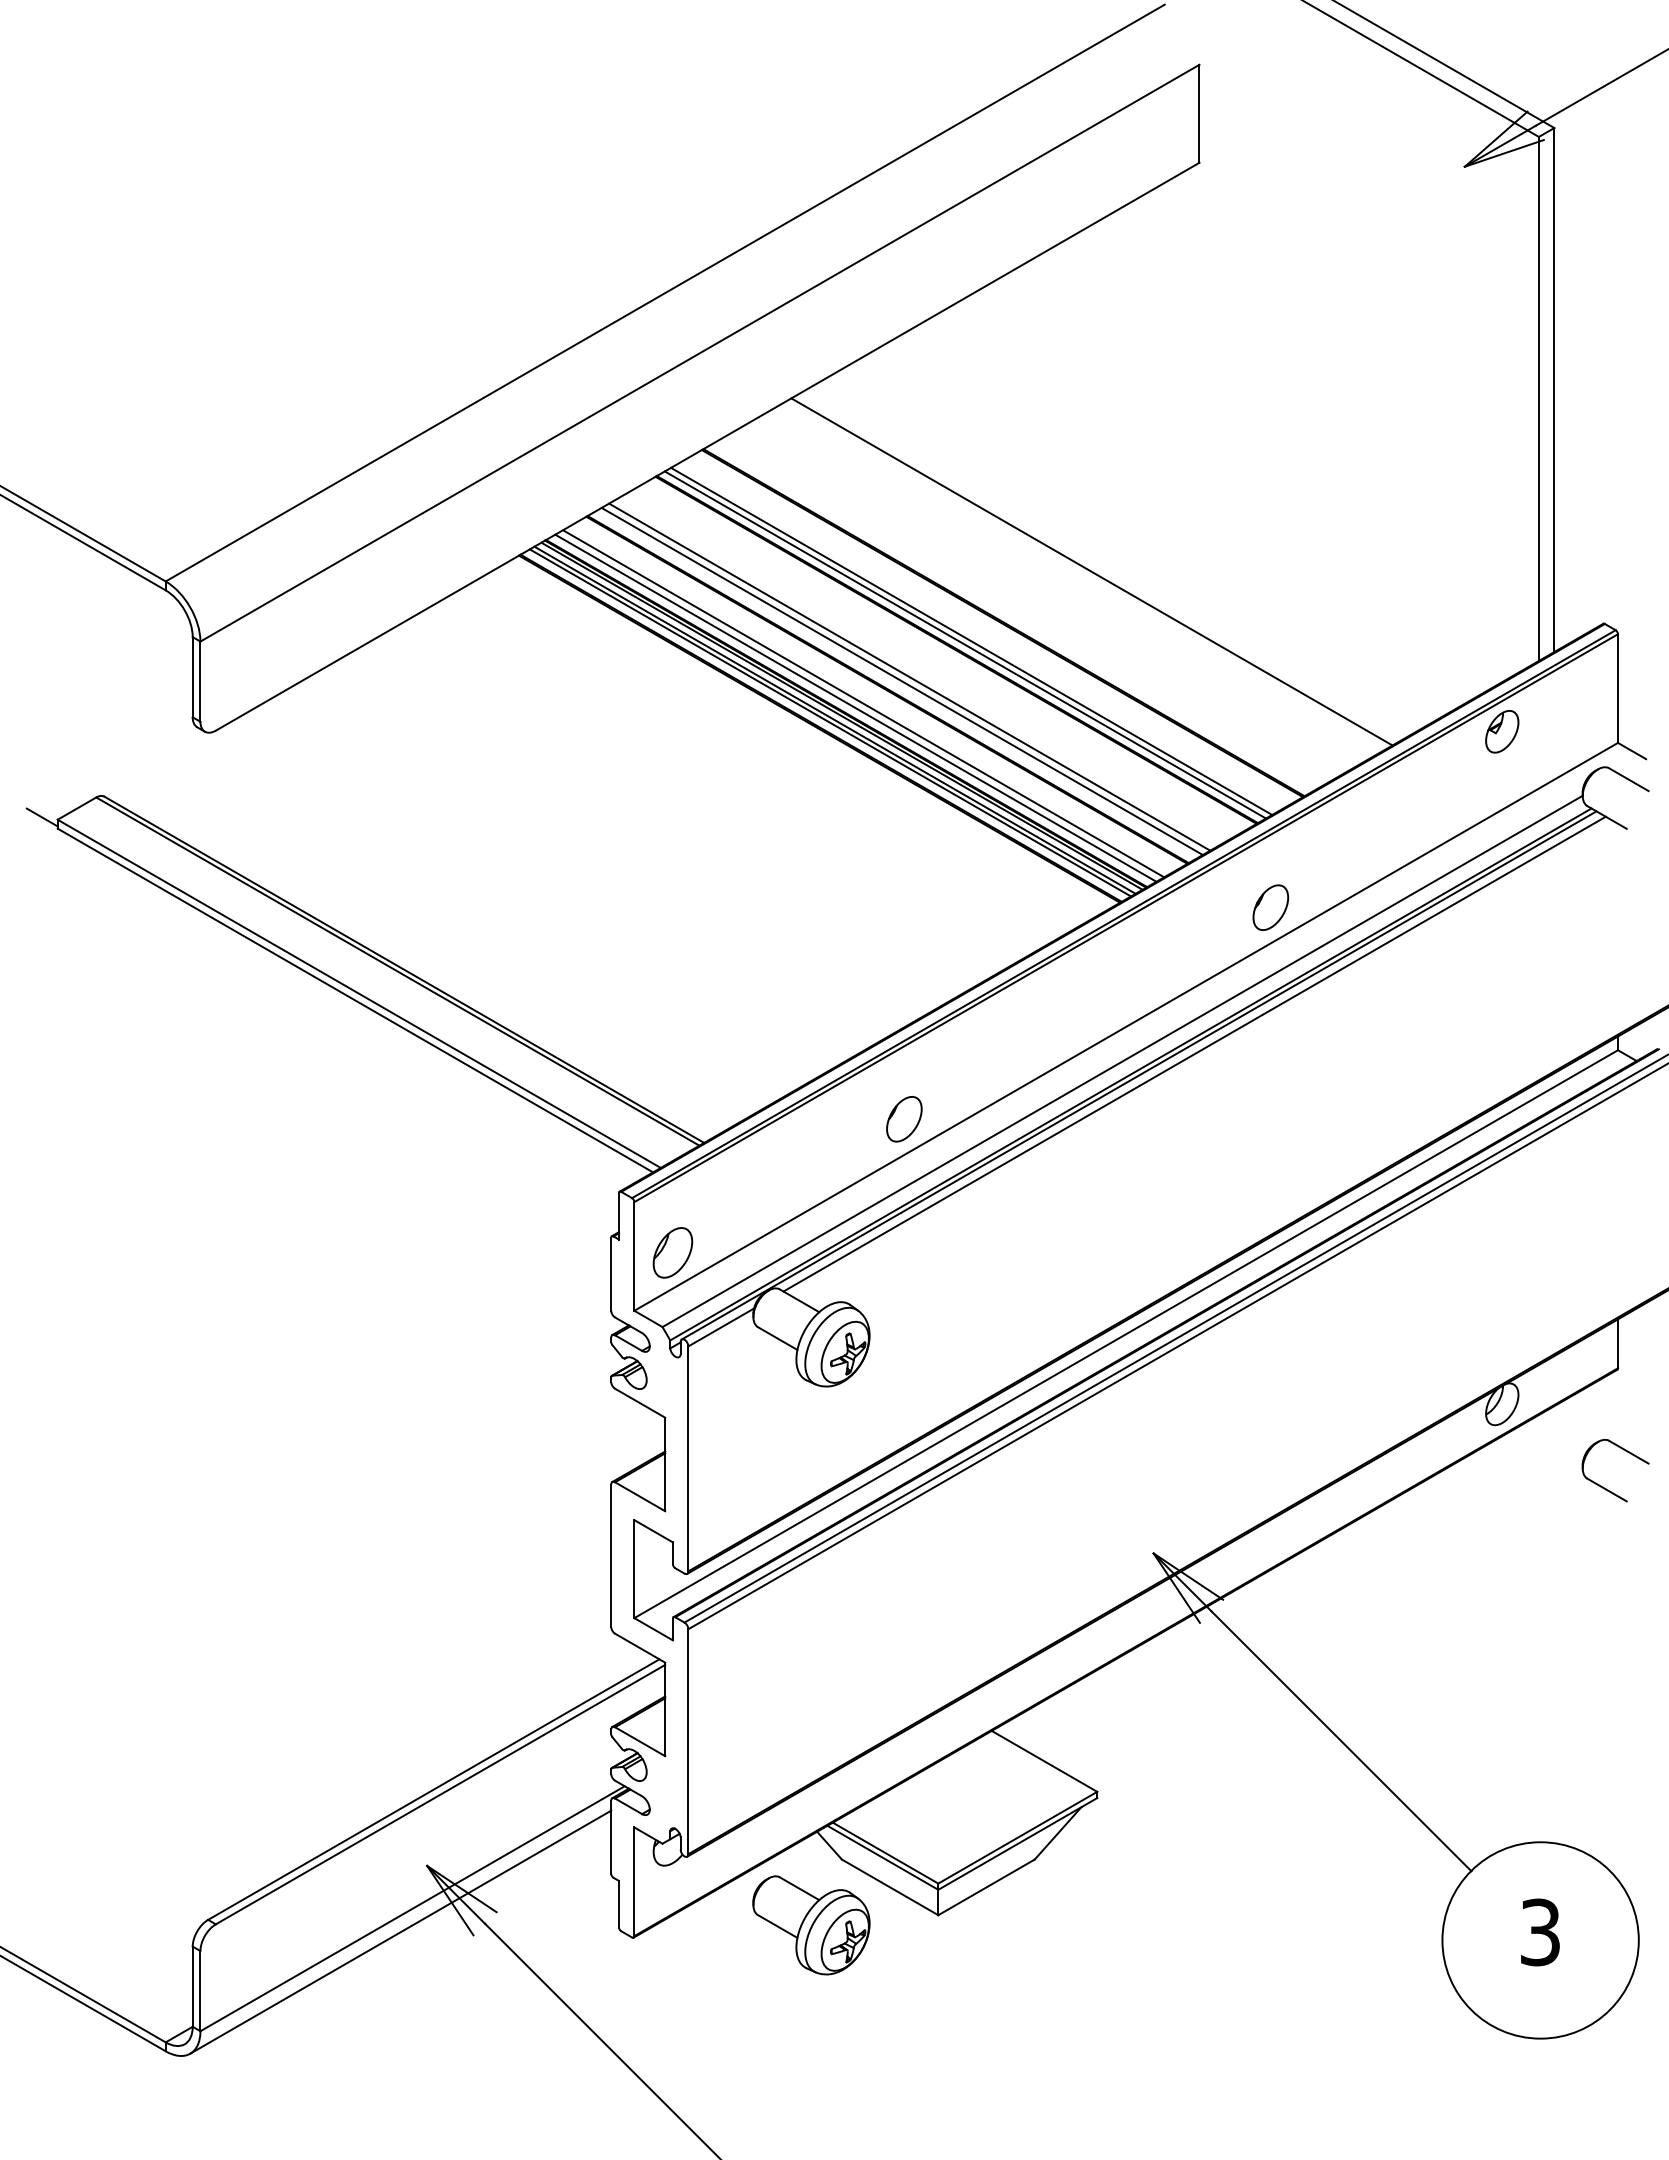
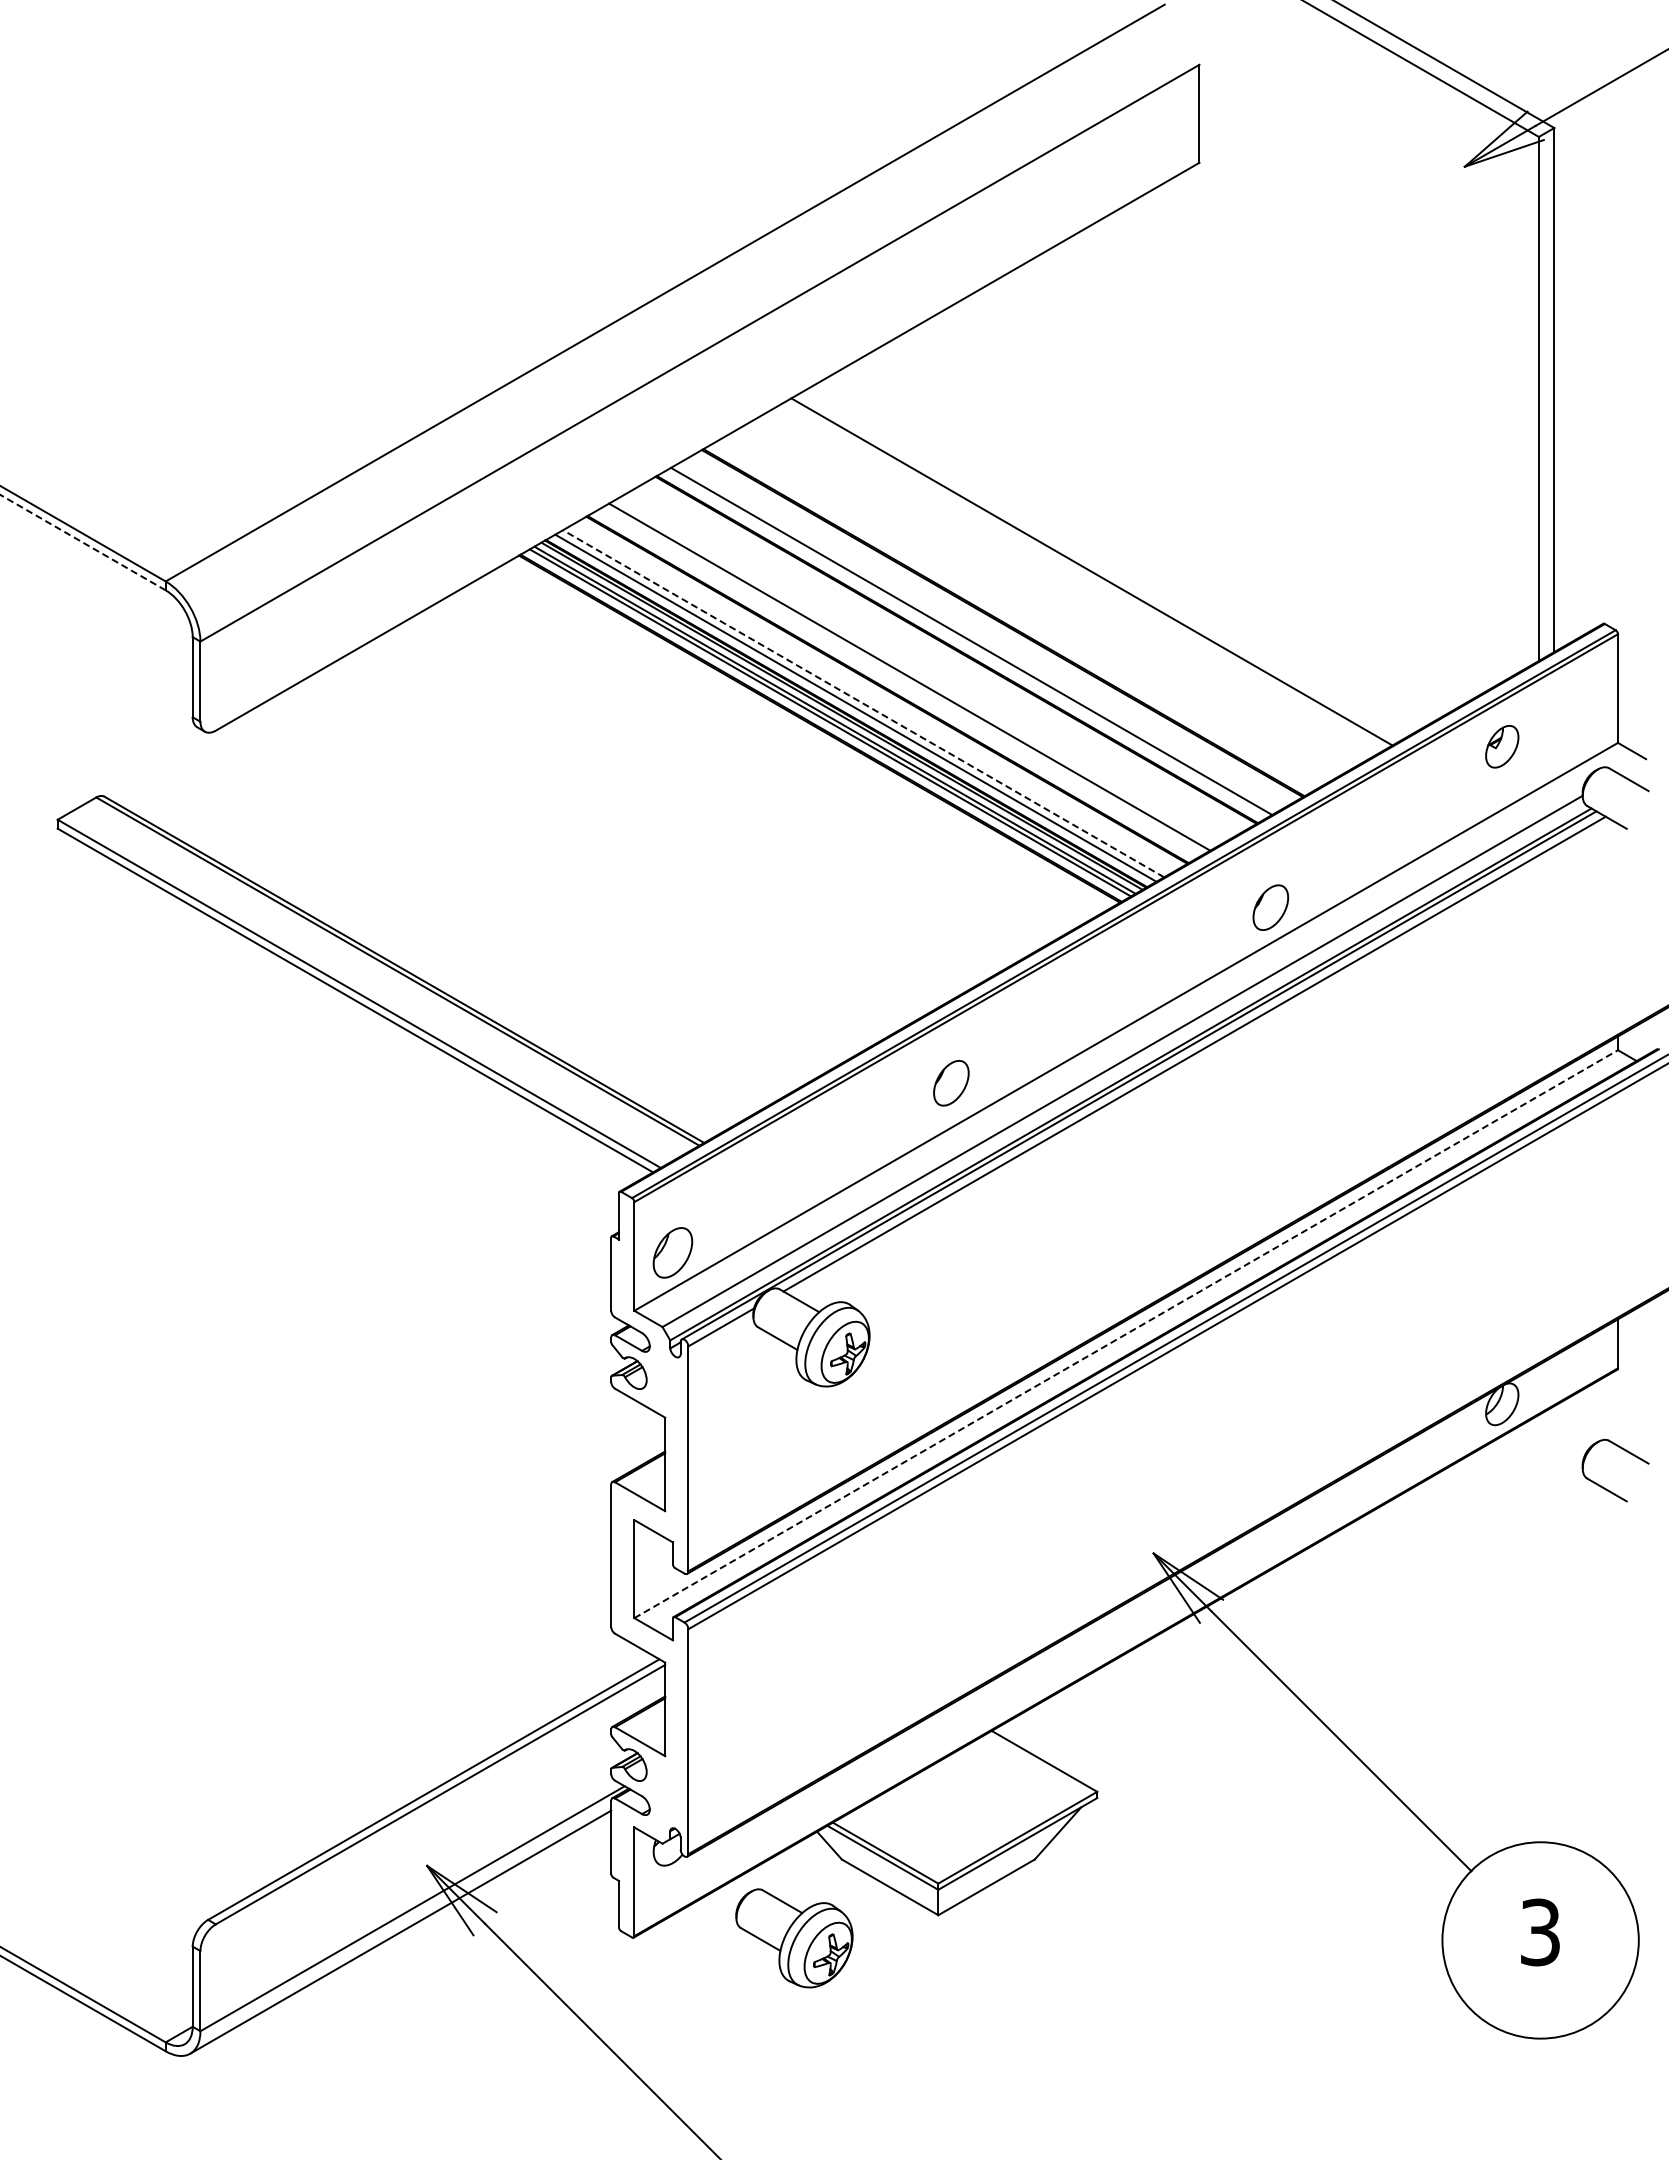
line: solid -> dashed (82, 542)
line: present -> none (965, 644)
line: present -> none (901, 681)
line: solid -> dashed (863, 703)
part position: (1502, 731) -> (1502, 746) (1502, 746)
line: present -> none (41, 817)
part position: (904, 1119) -> (951, 1083) (951, 1083)
line: solid -> dashed (1126, 1334)
part position: (811, 1925) -> (794, 1938) (794, 1938)
